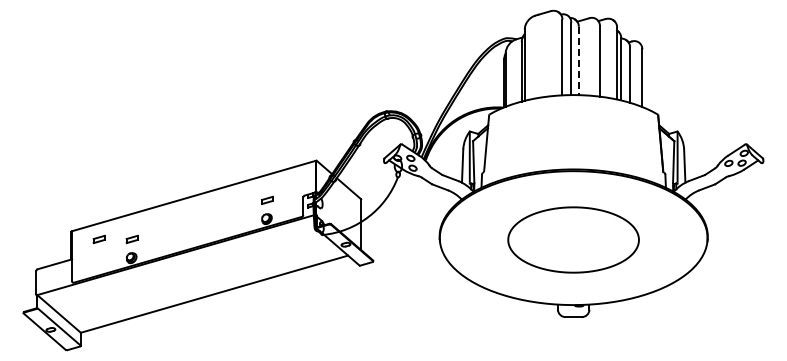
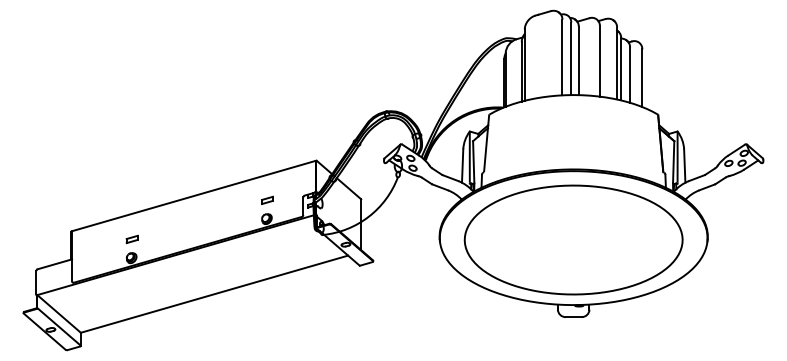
line: dashed -> solid (578, 61)
part: present -> none (98, 239)
part size: 133x68 px -> 221x112 px (573, 239)
